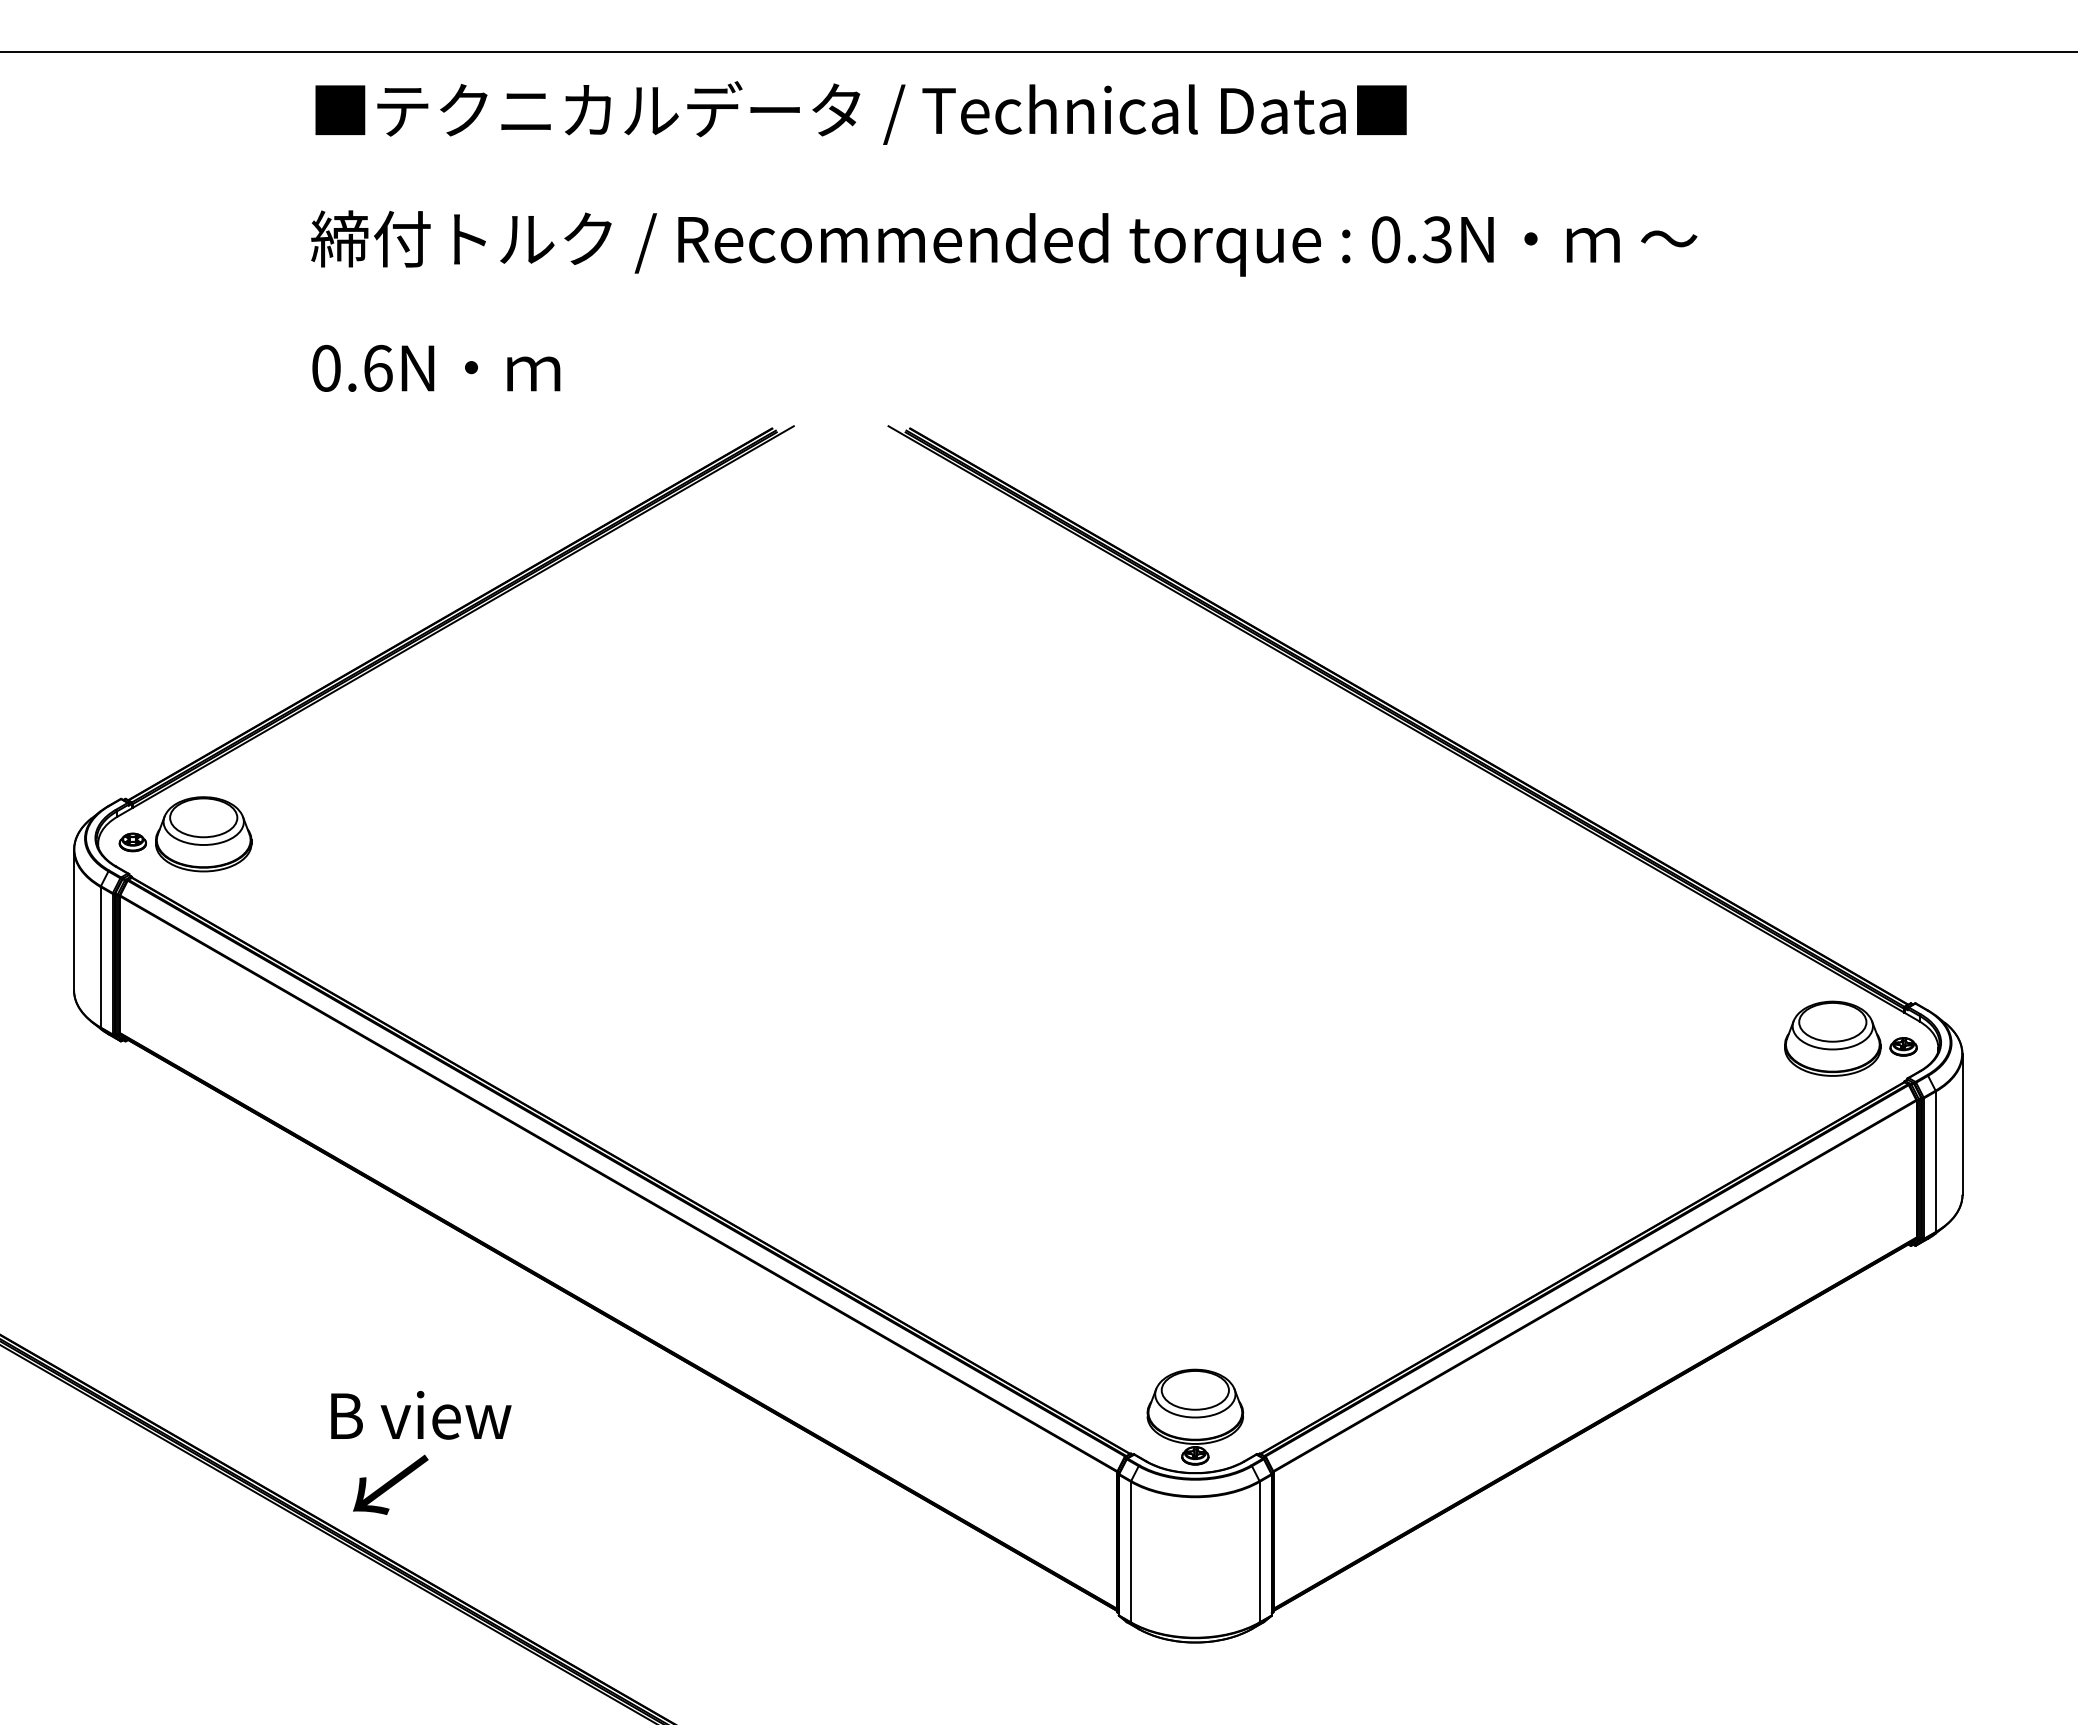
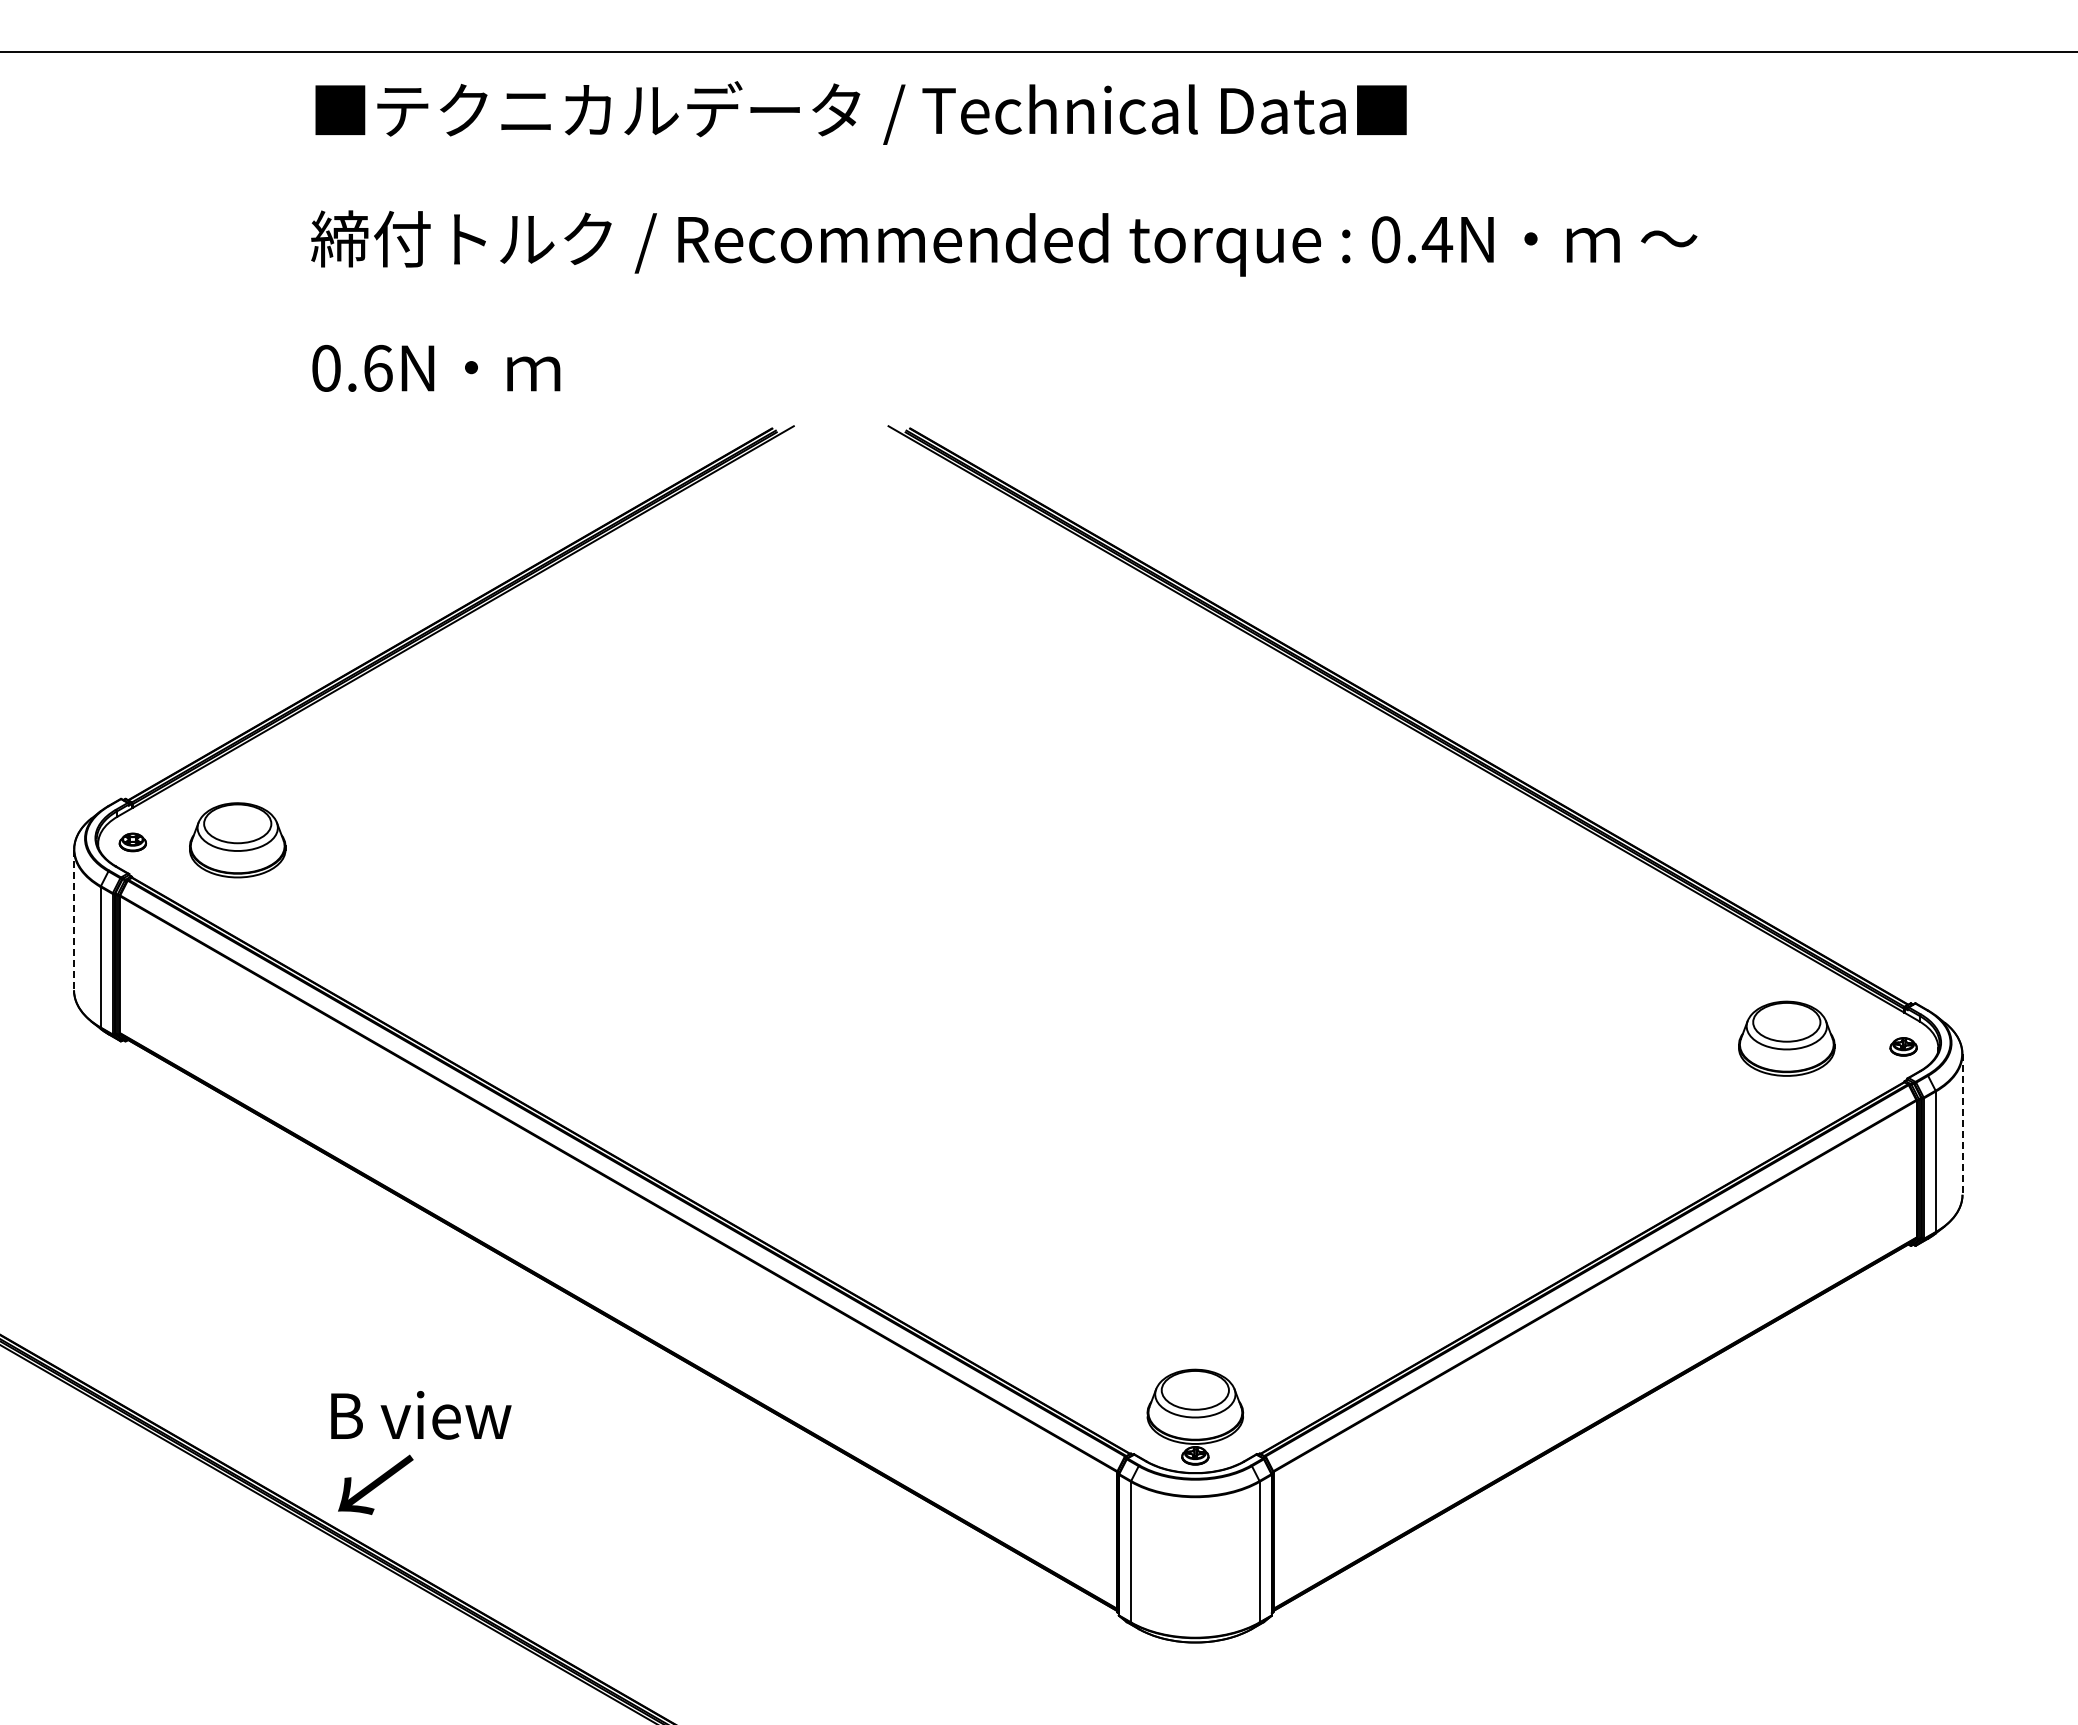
text: 0.3N -> 0.4N (1437, 239)
part position: (203, 834) -> (237, 840) (237, 840)
line: solid -> dashed (74, 920)
part position: (1832, 1038) -> (1786, 1038) (1786, 1038)
line: solid -> dashed (1962, 1125)
text position: (390, 1484) -> (375, 1484) (375, 1484)
